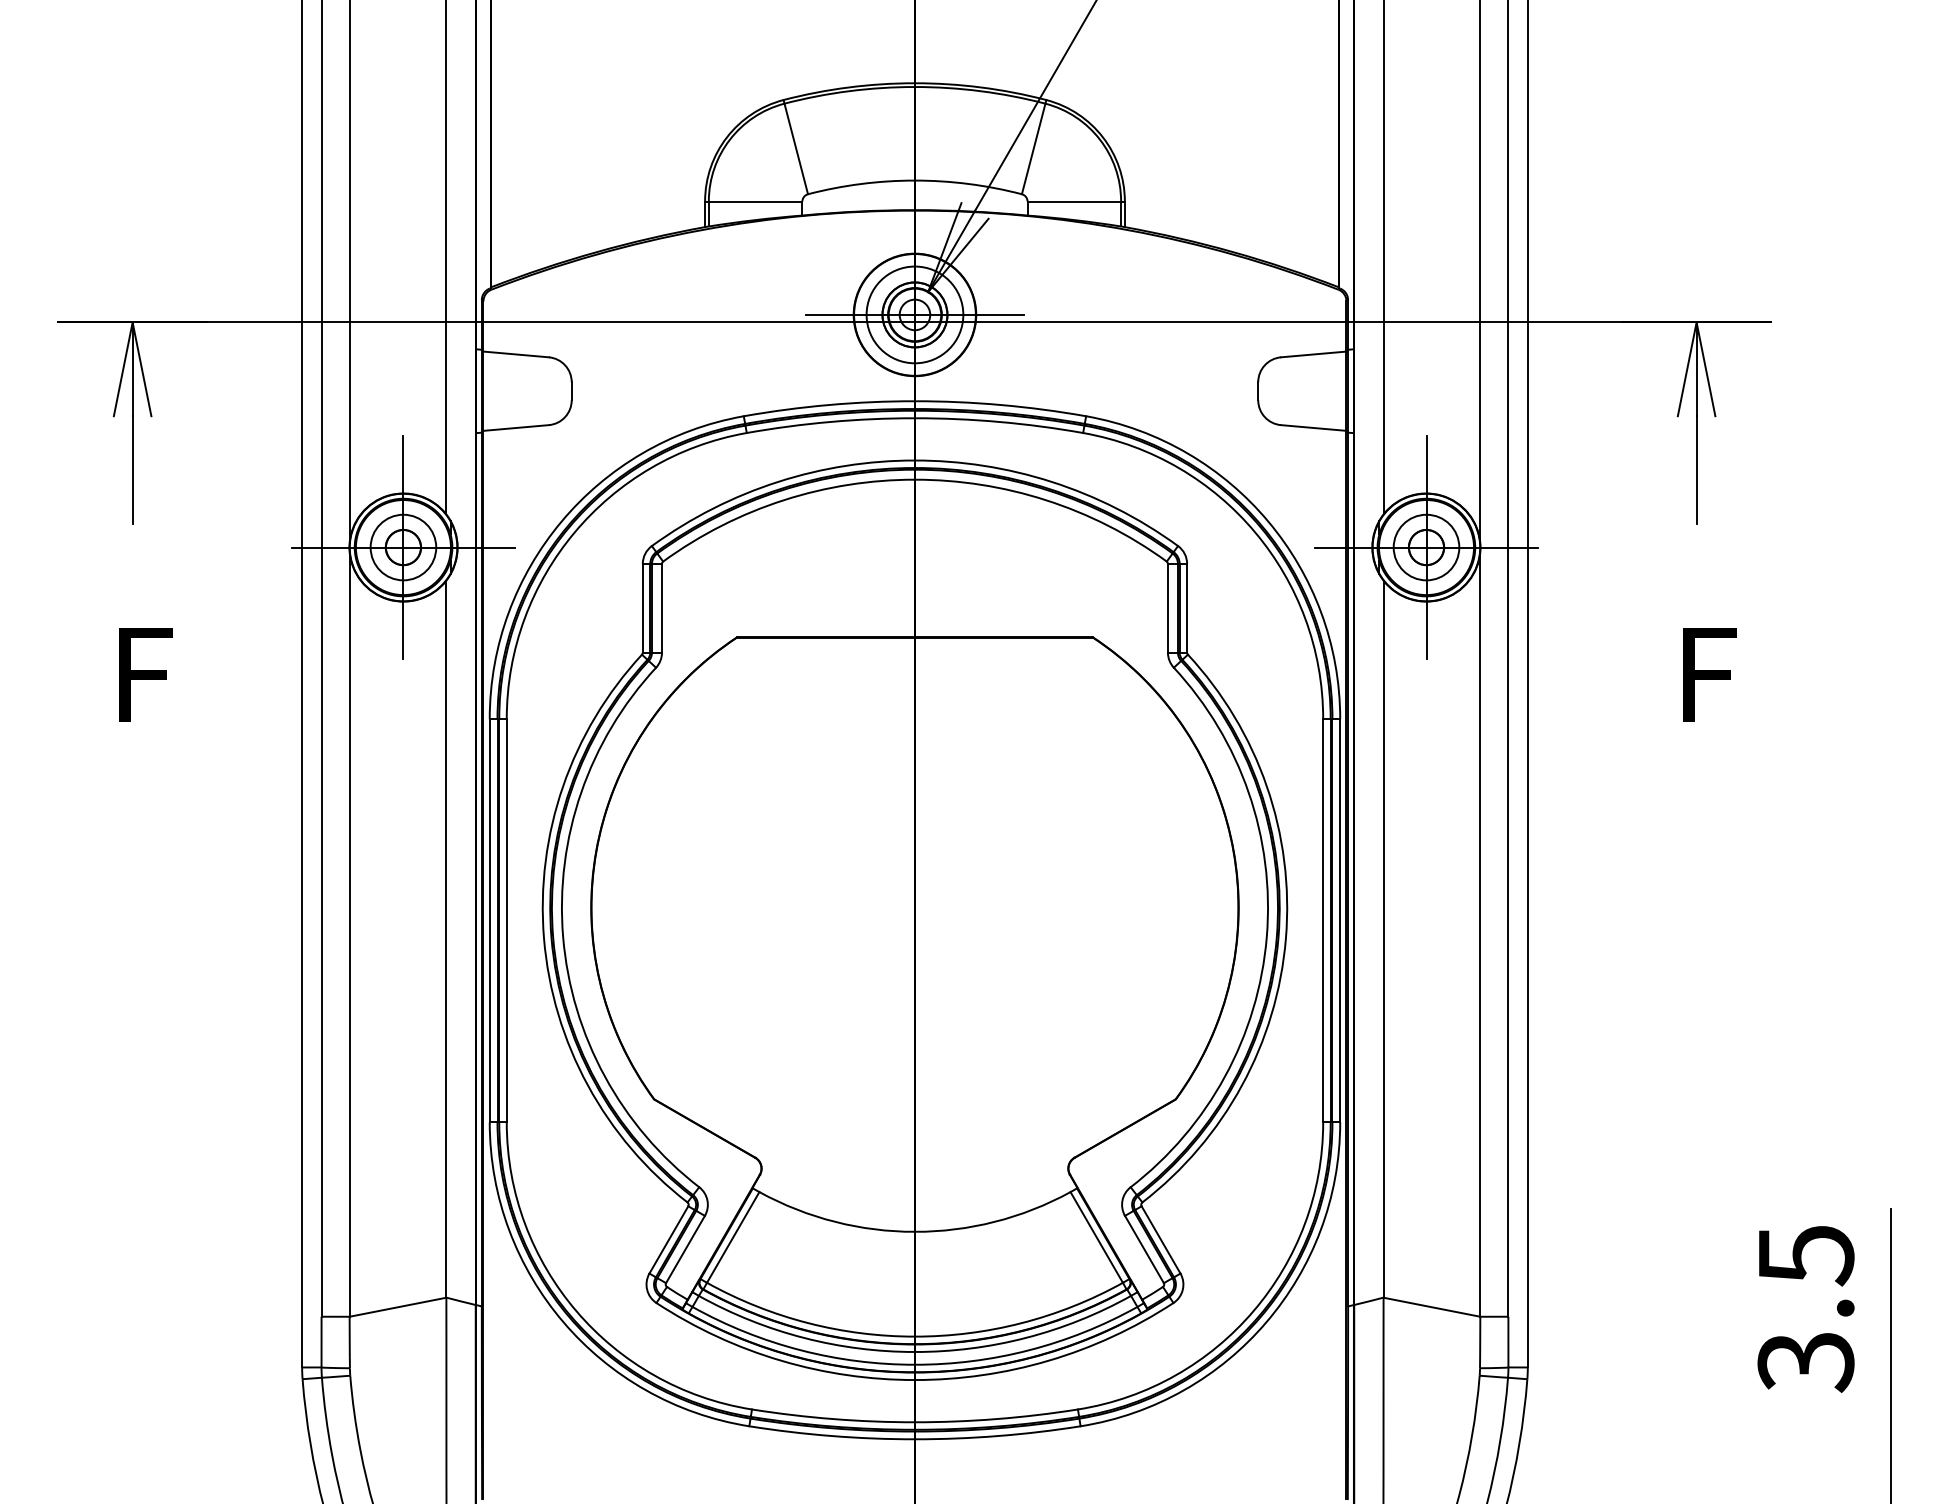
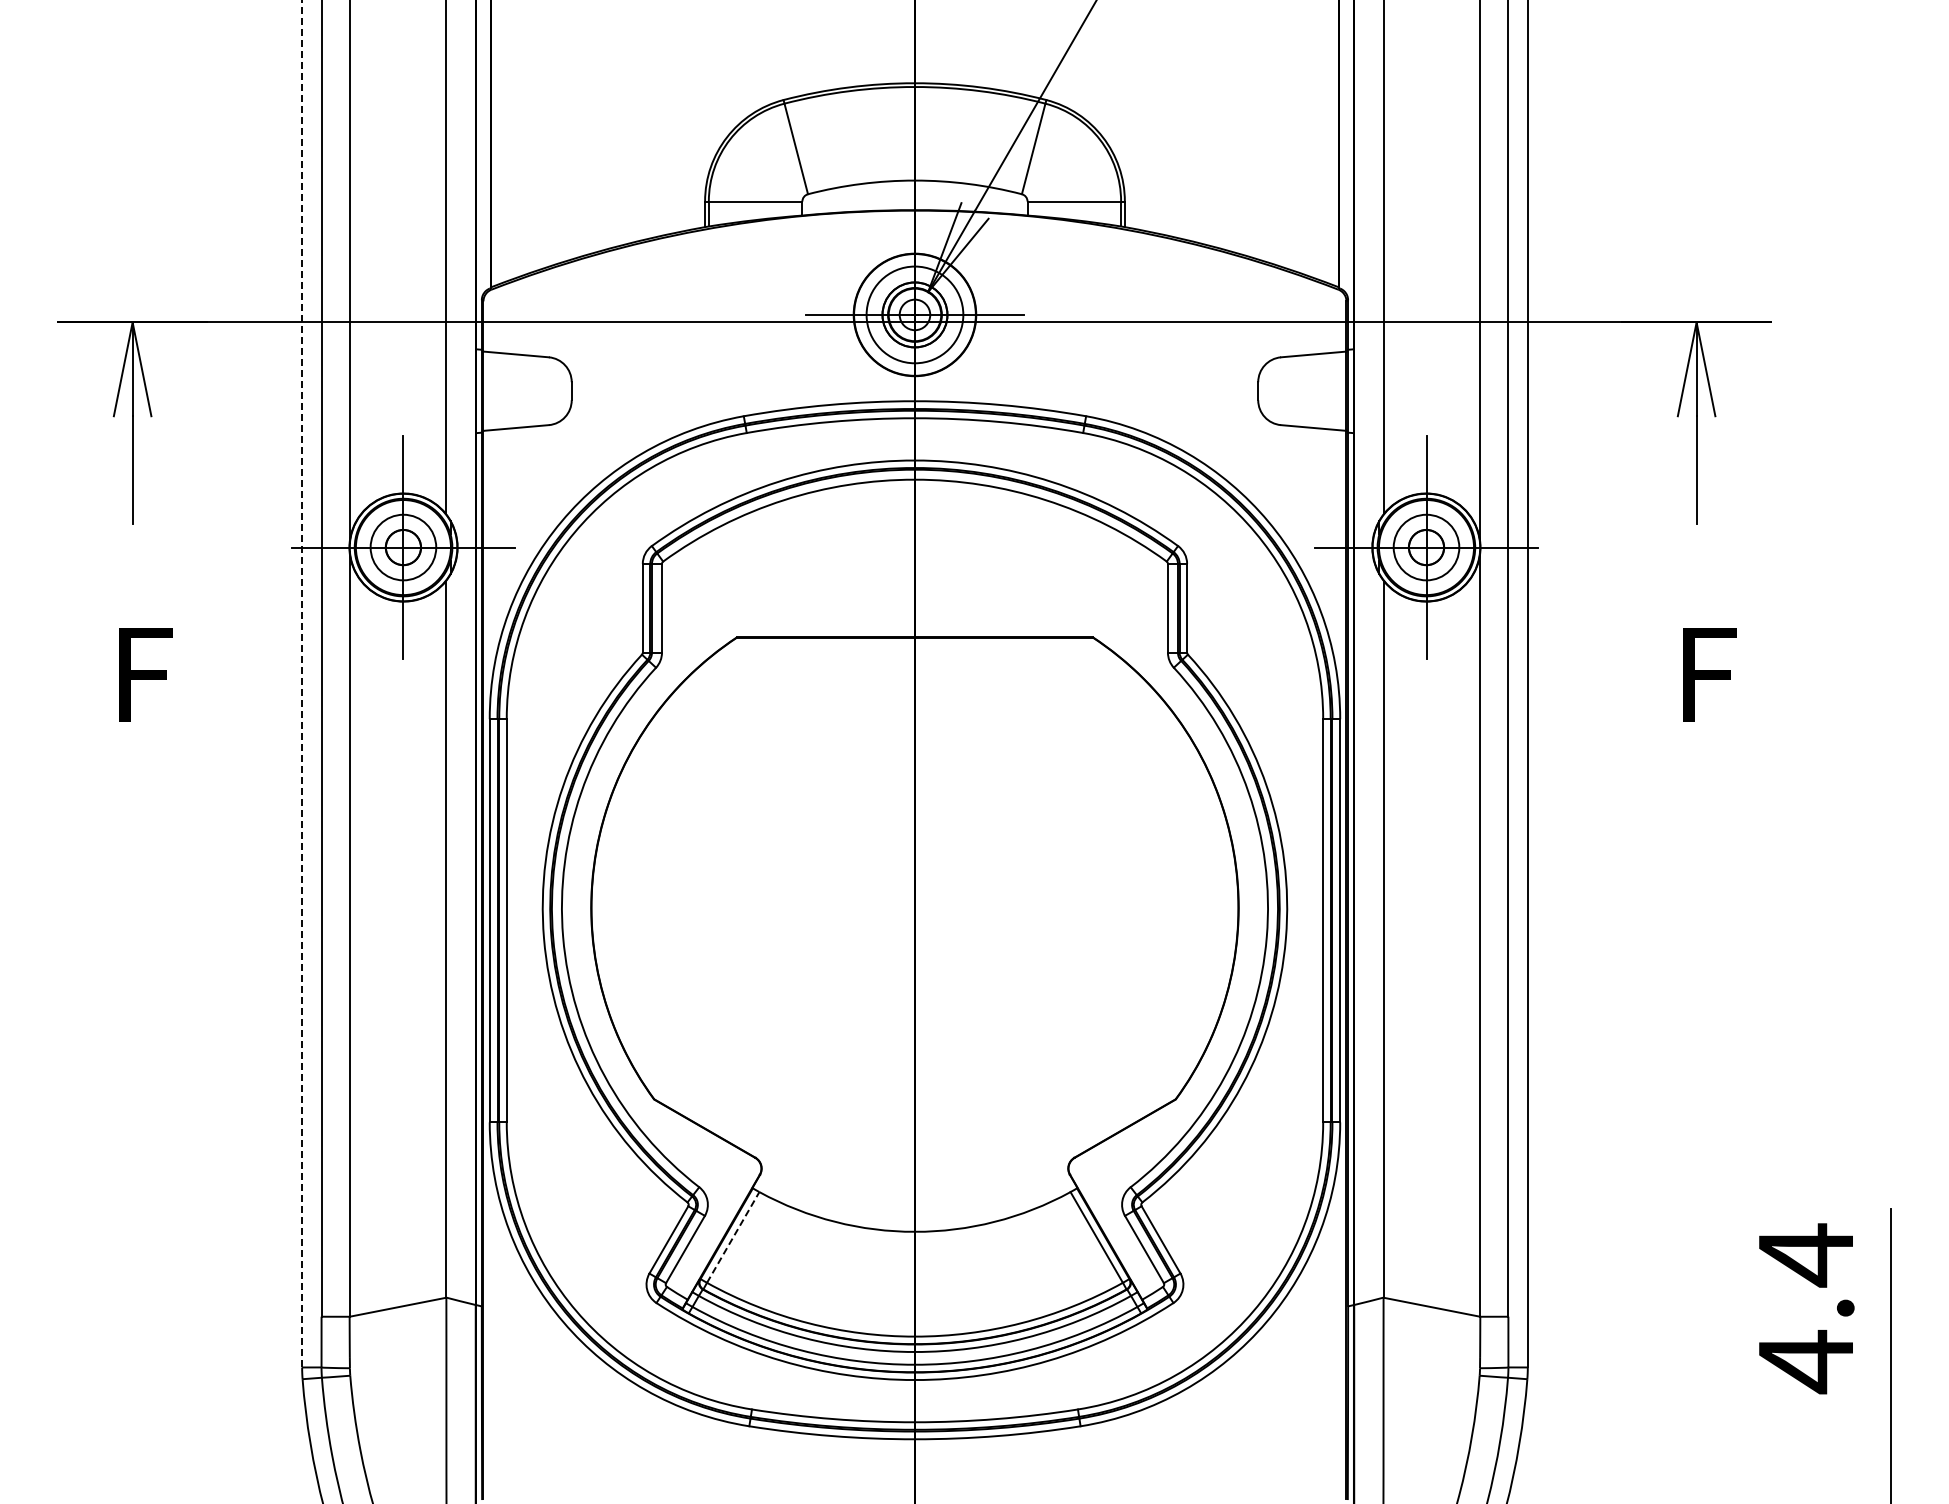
line: solid -> dashed (302, 683)
line: solid -> dashed (733, 1237)
text: 3.5 -> 4.4 (1805, 1308)
